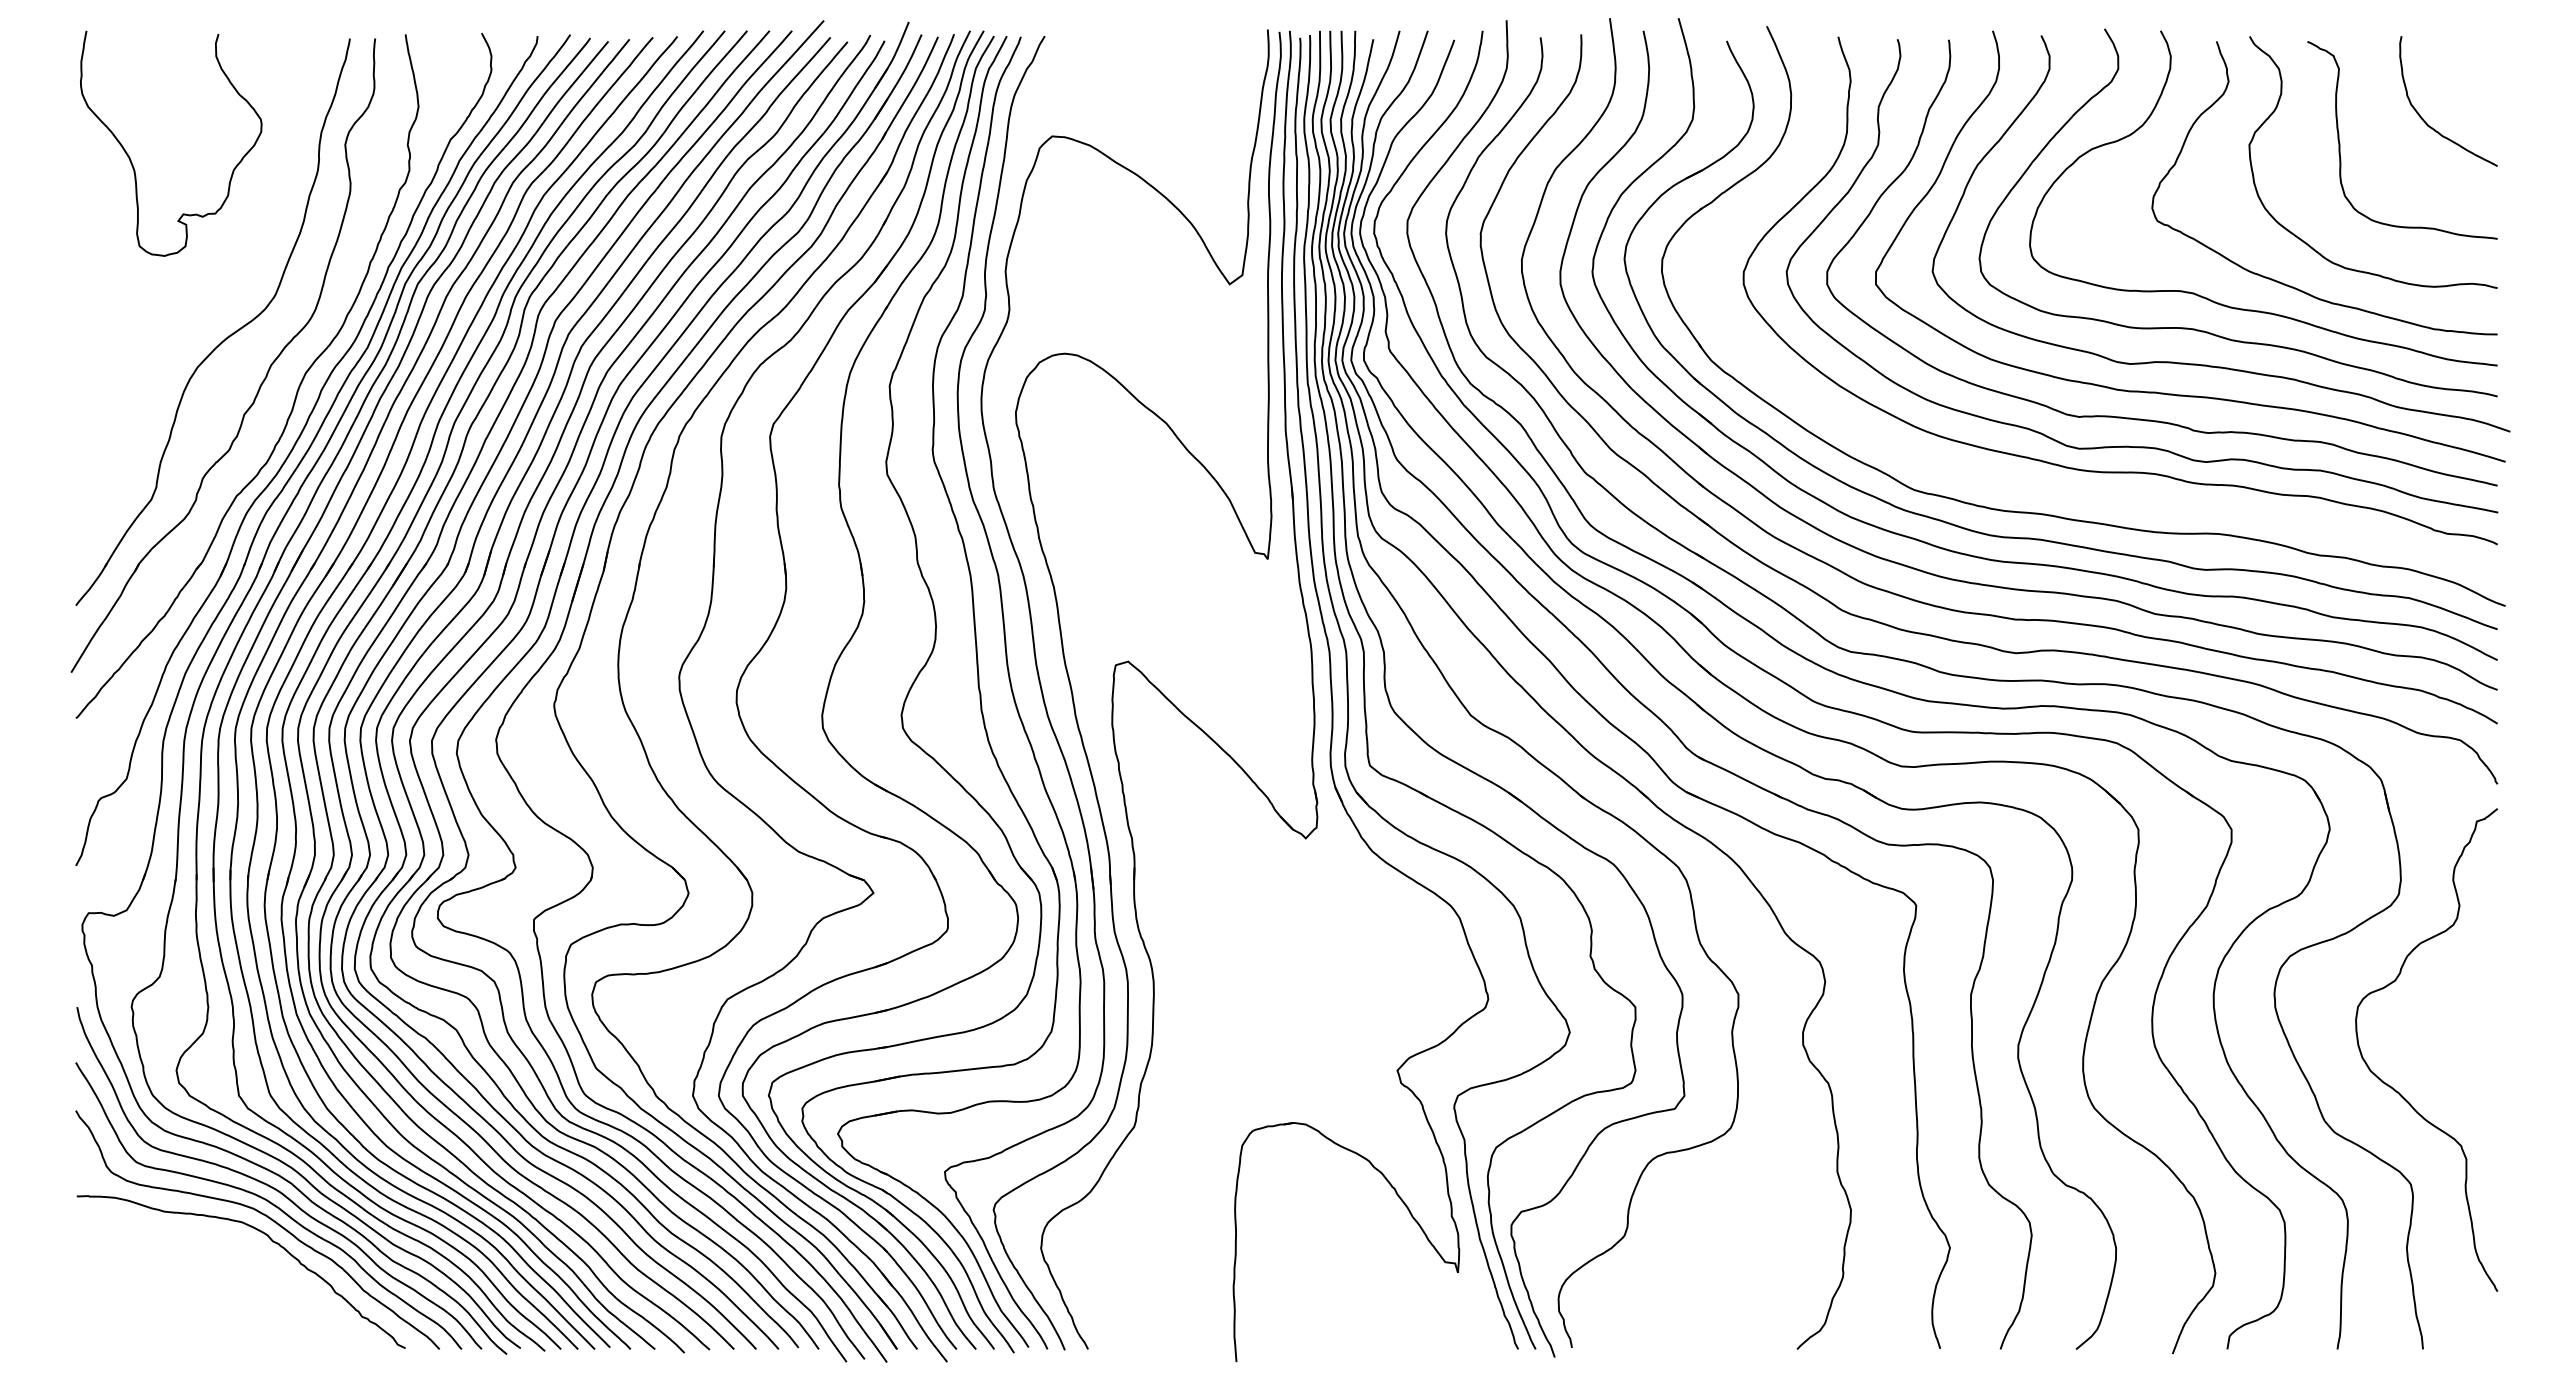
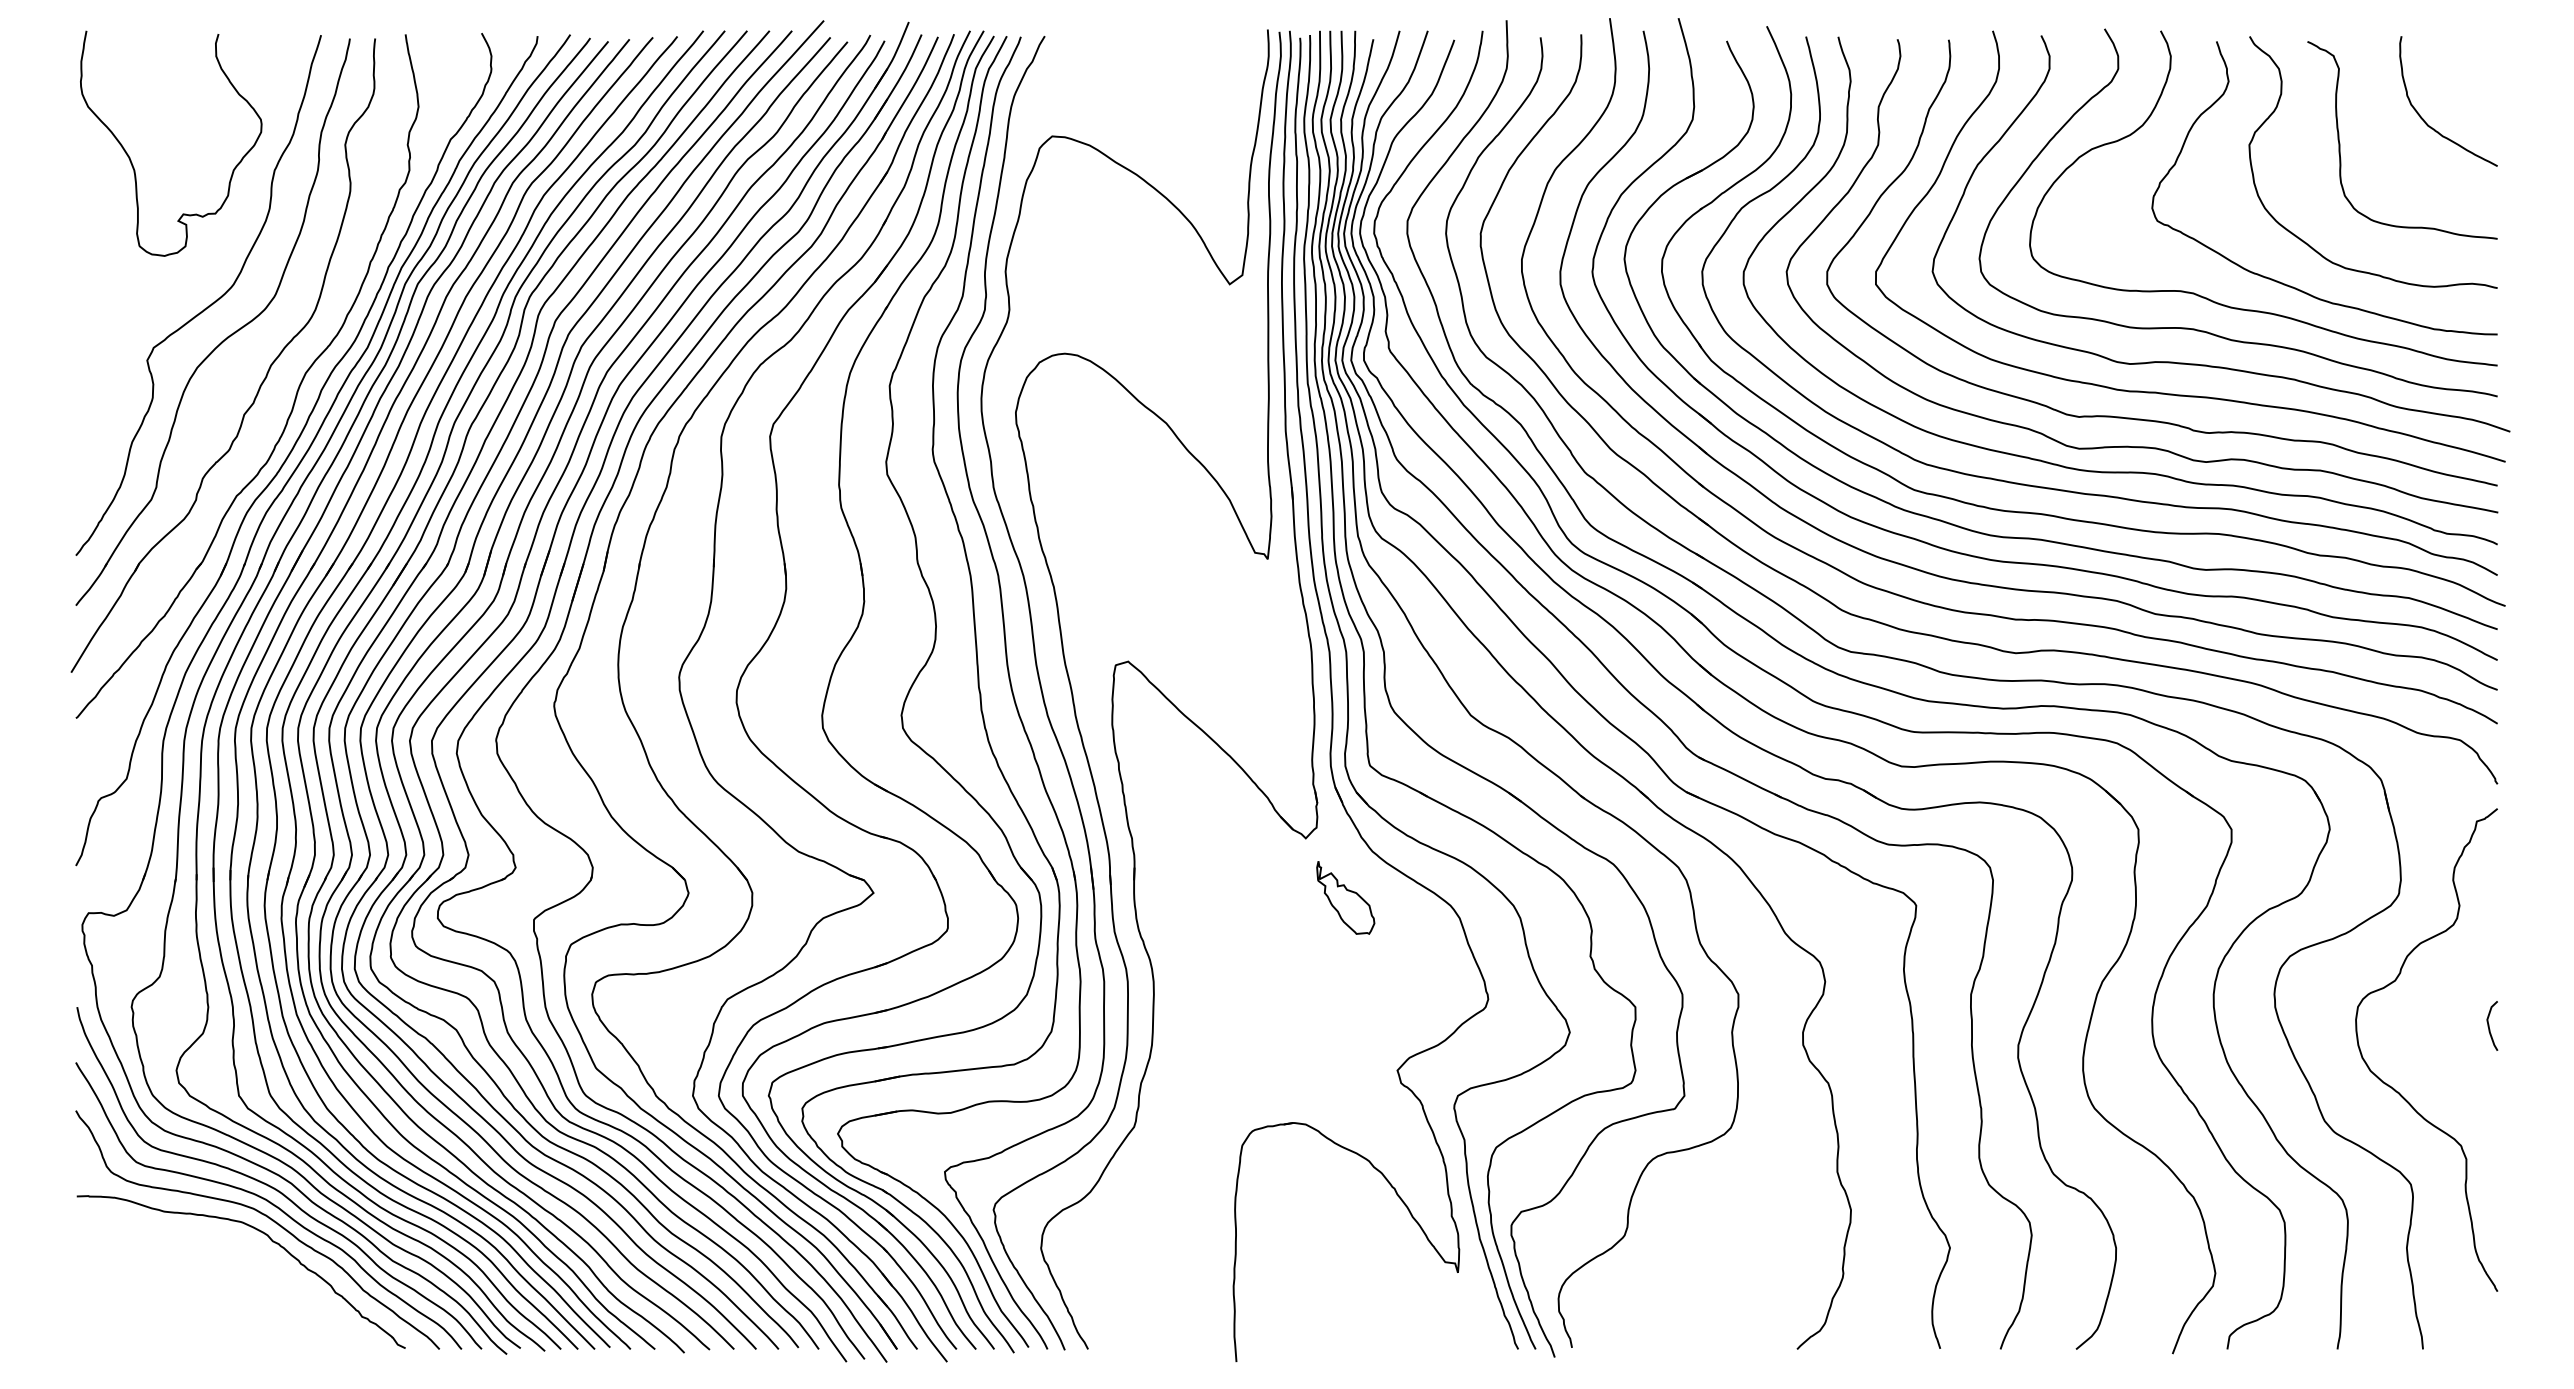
curve: none -> present (208, 305)
curve: none -> present (2070, 490)
part: none -> present (1345, 897)
curve: none -> present (2489, 1025)
